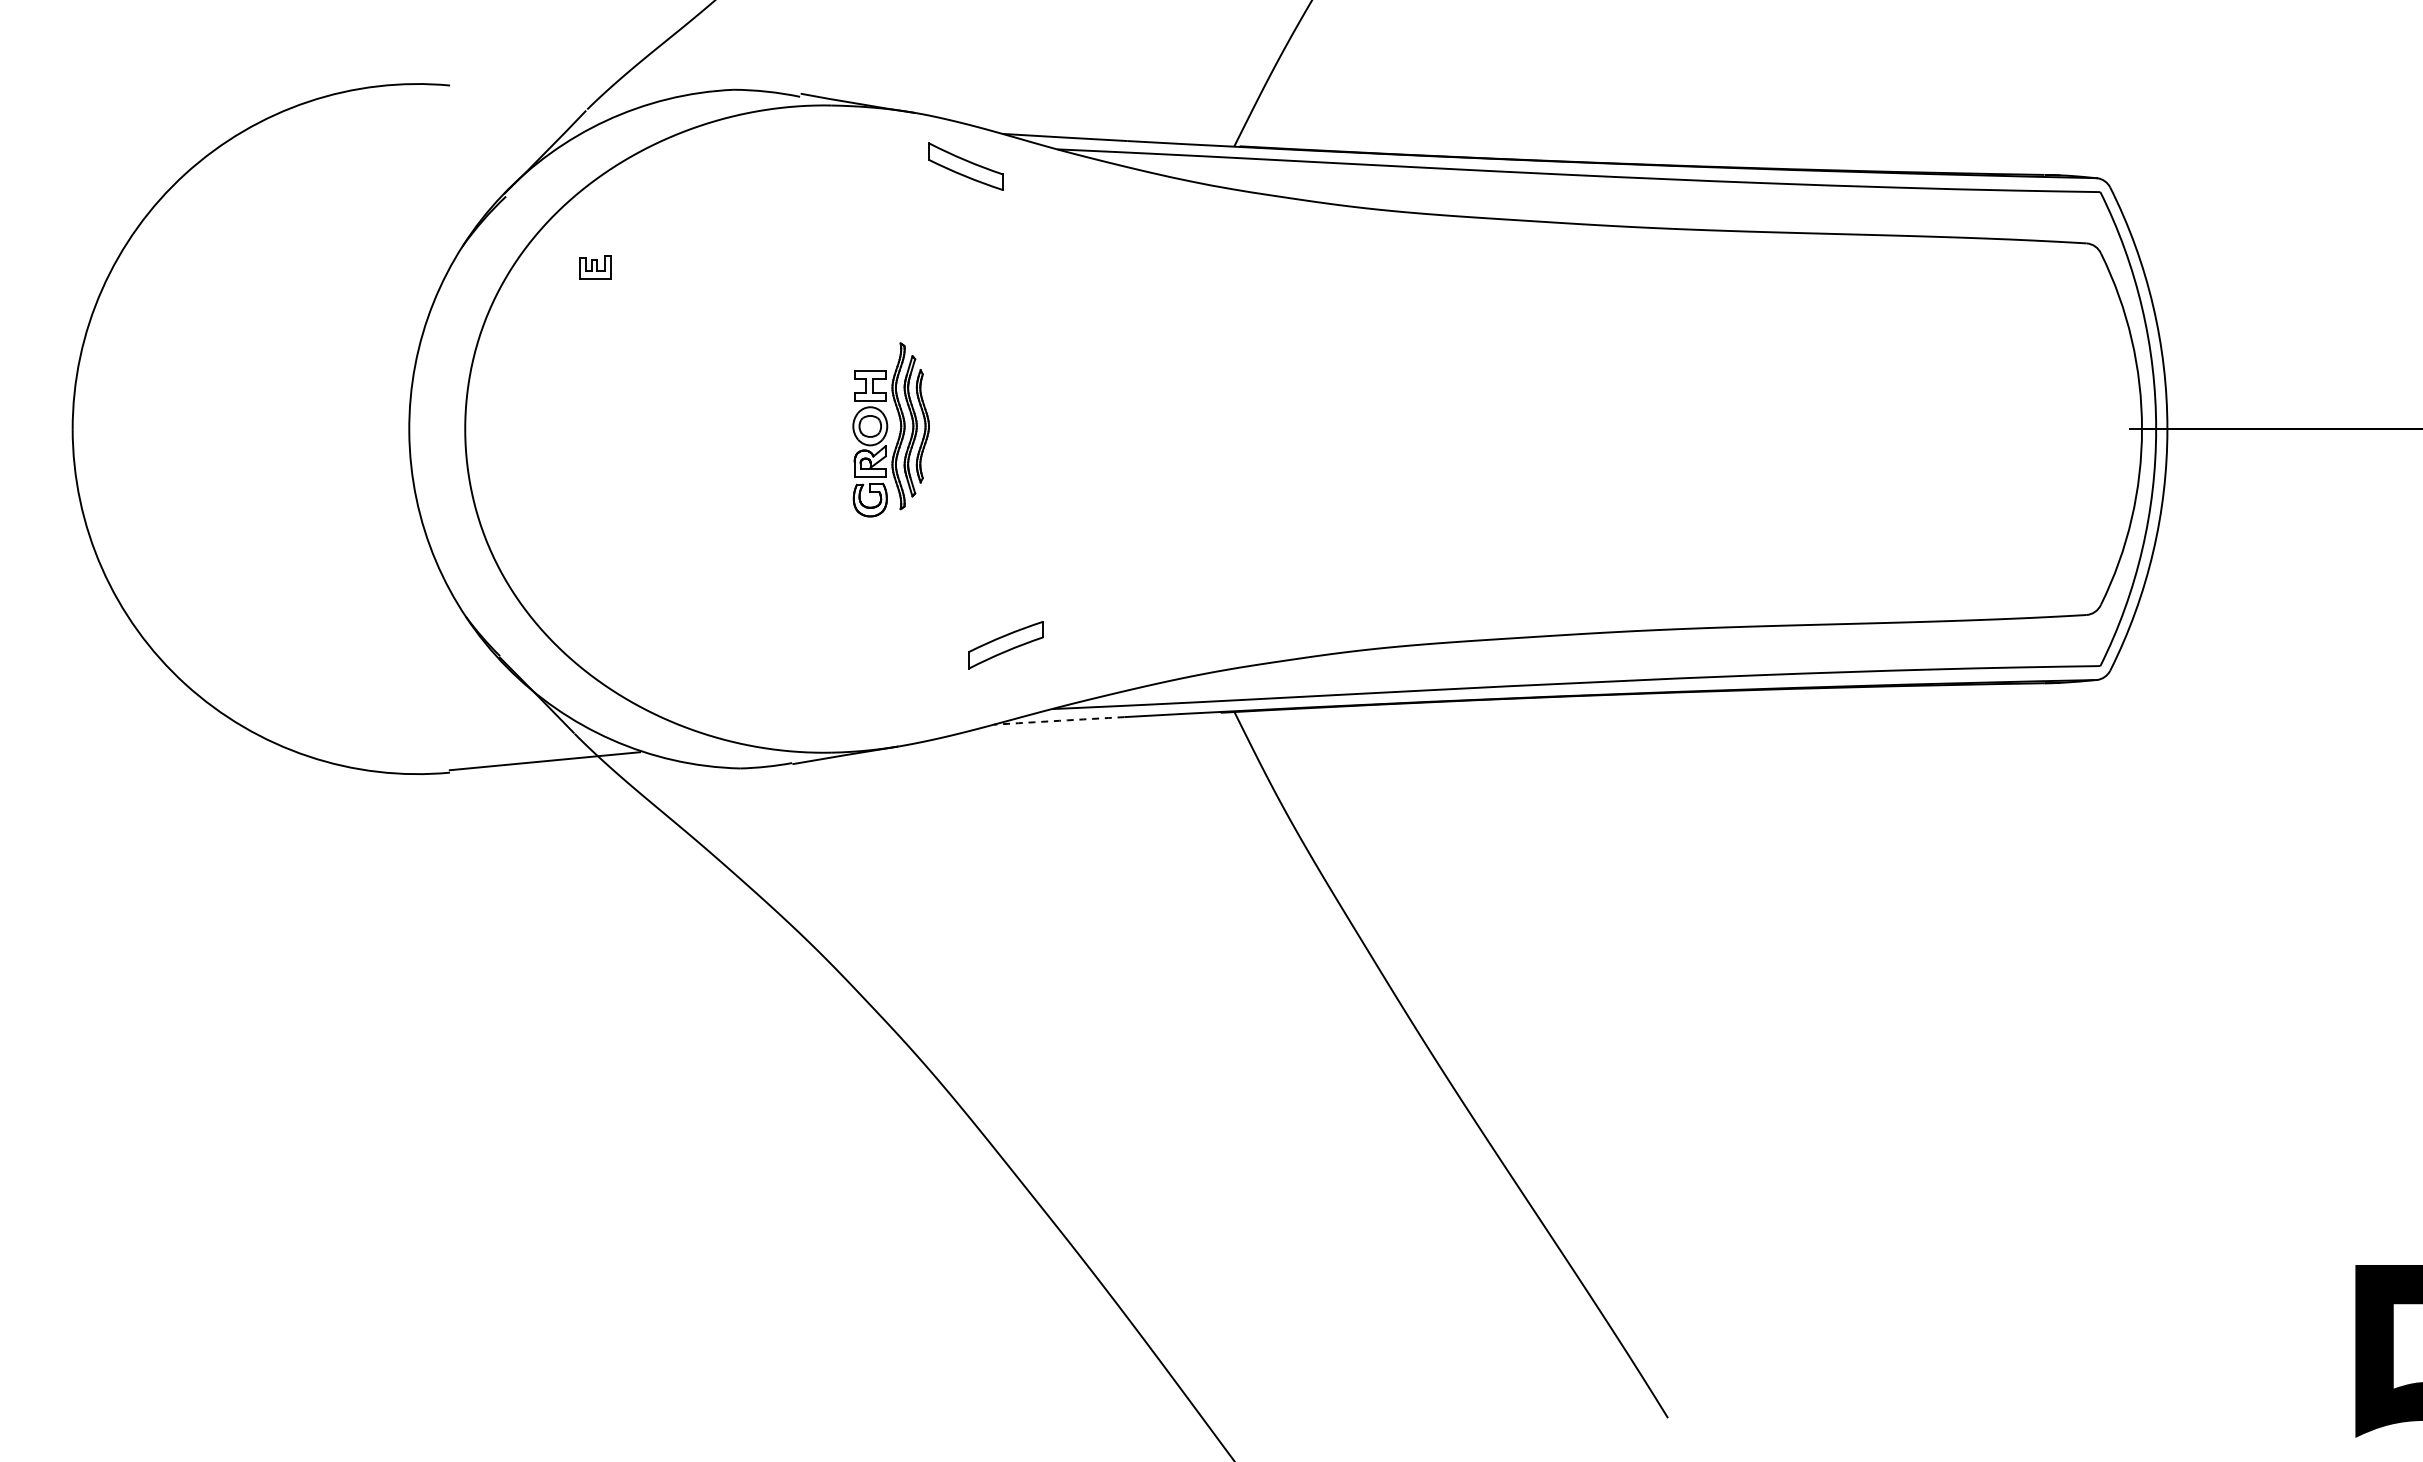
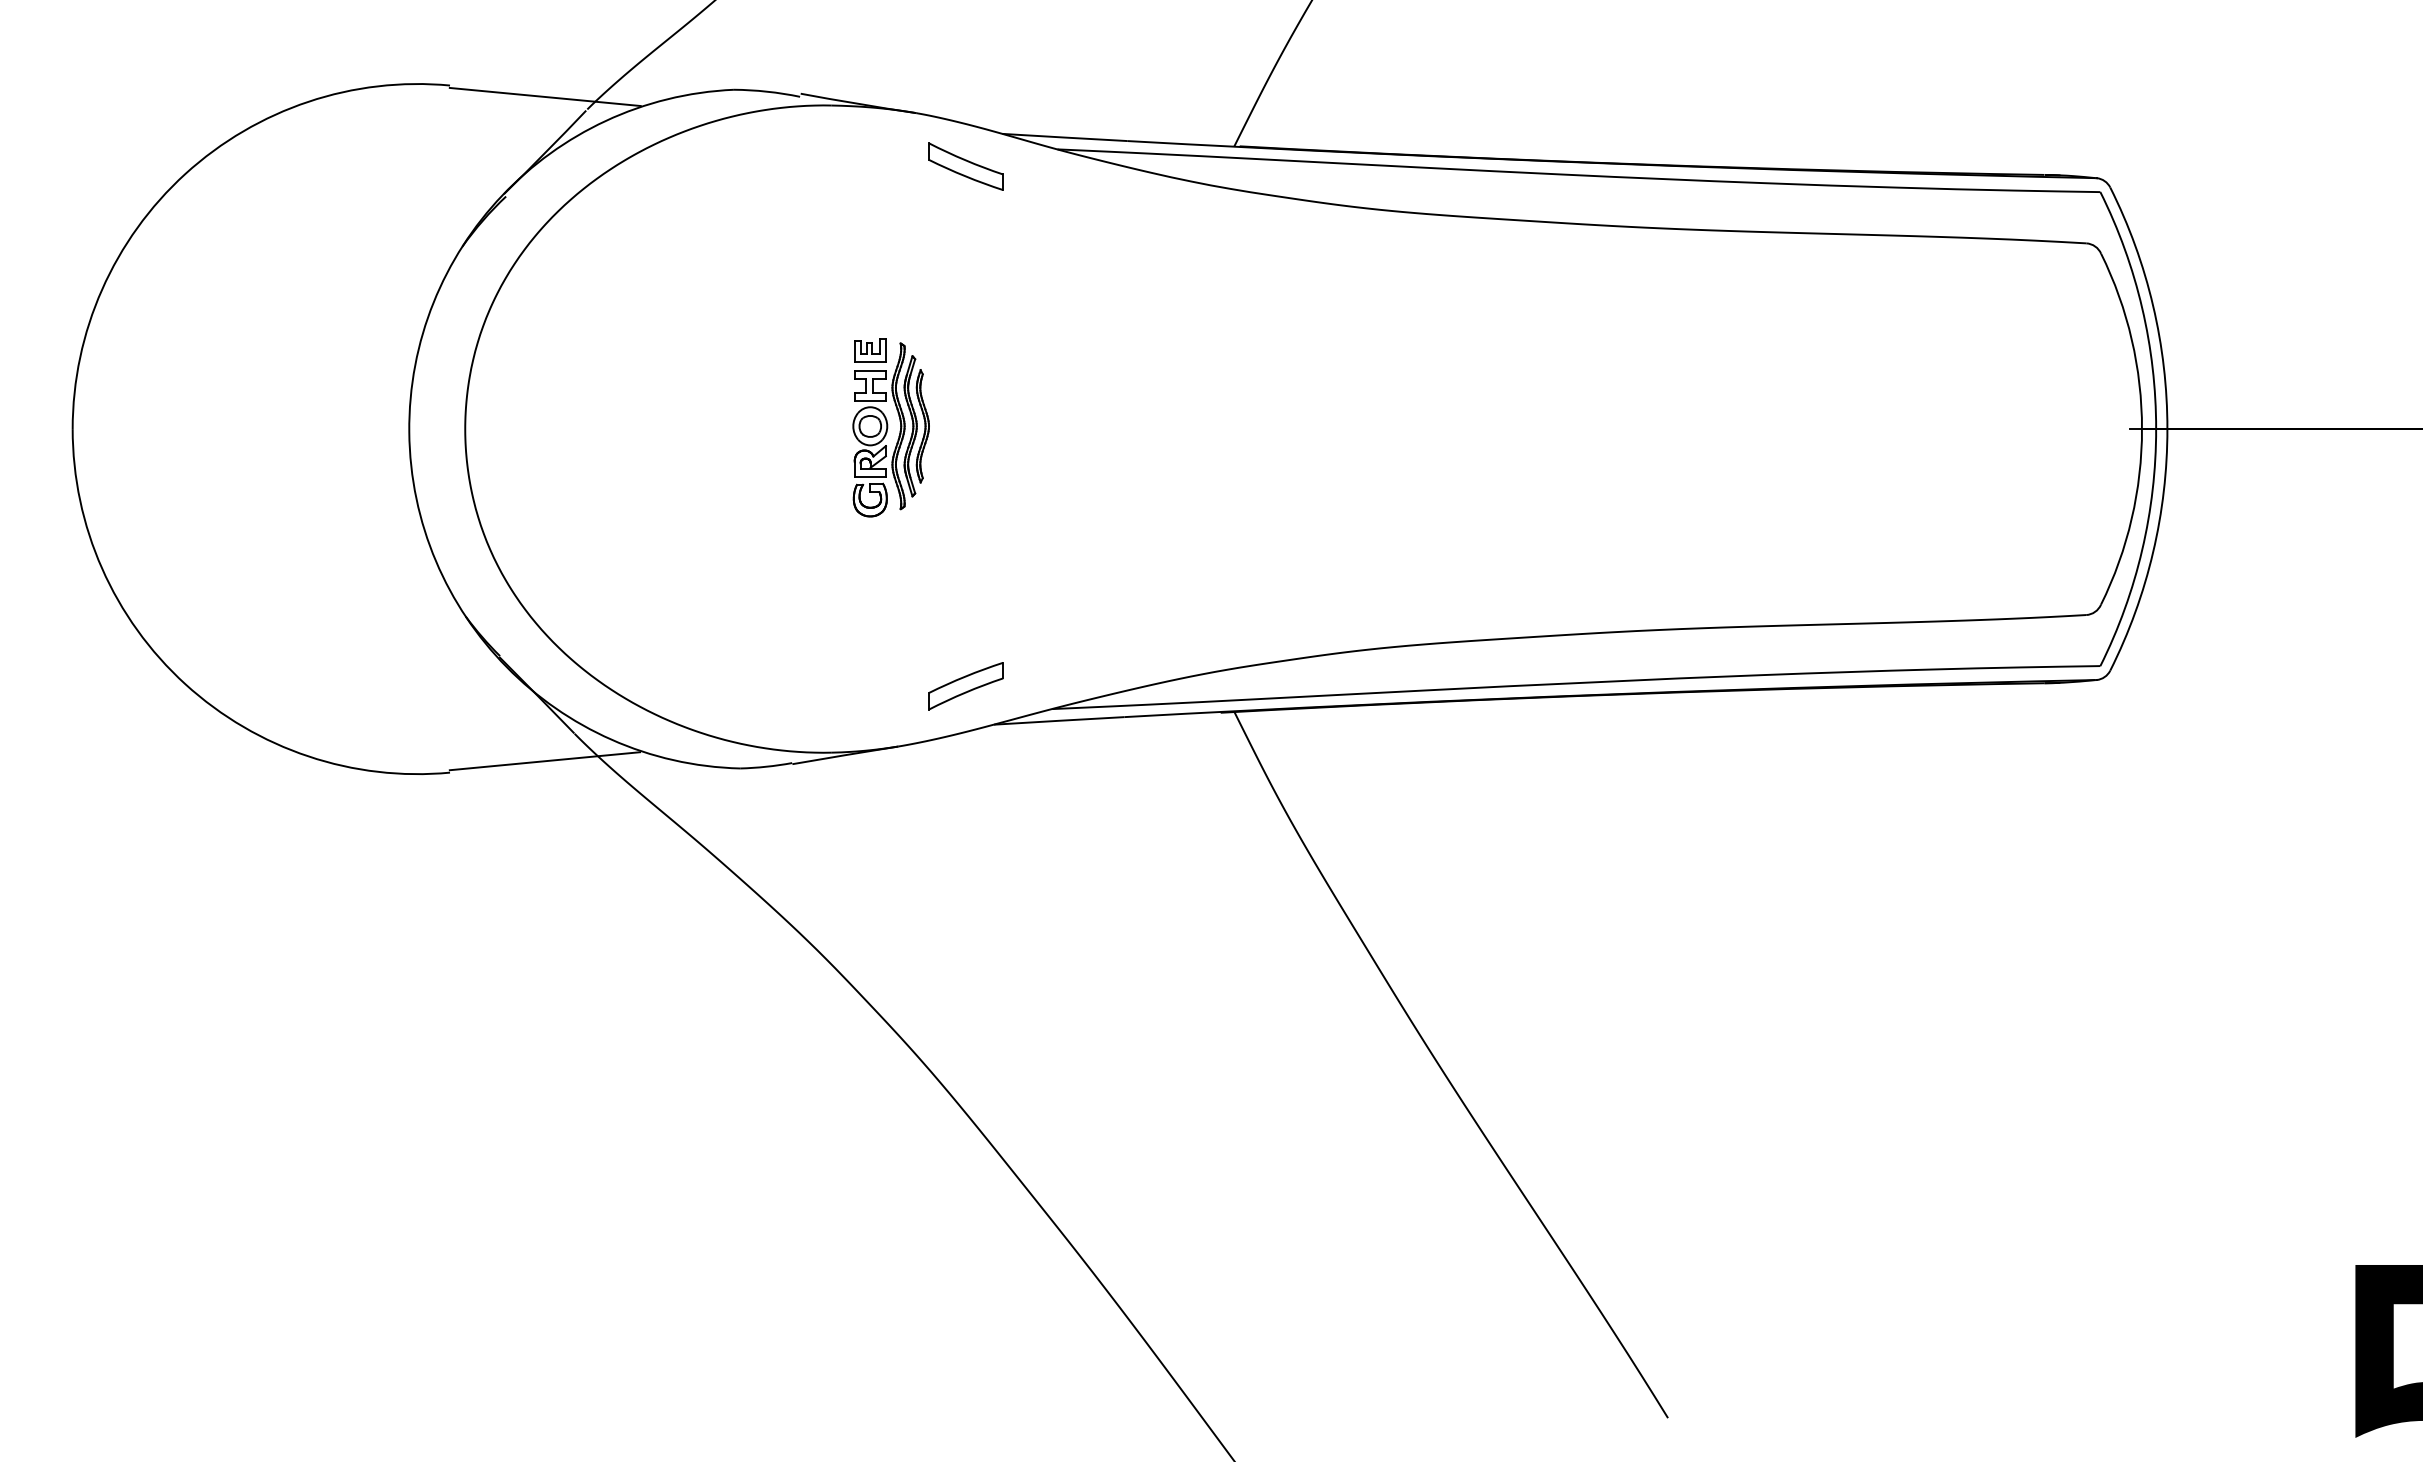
line: none -> present (544, 96)
part position: (595, 267) -> (870, 350) (870, 350)
part position: (1005, 645) -> (965, 686) (965, 686)
arc: dashed -> solid (1059, 720)
